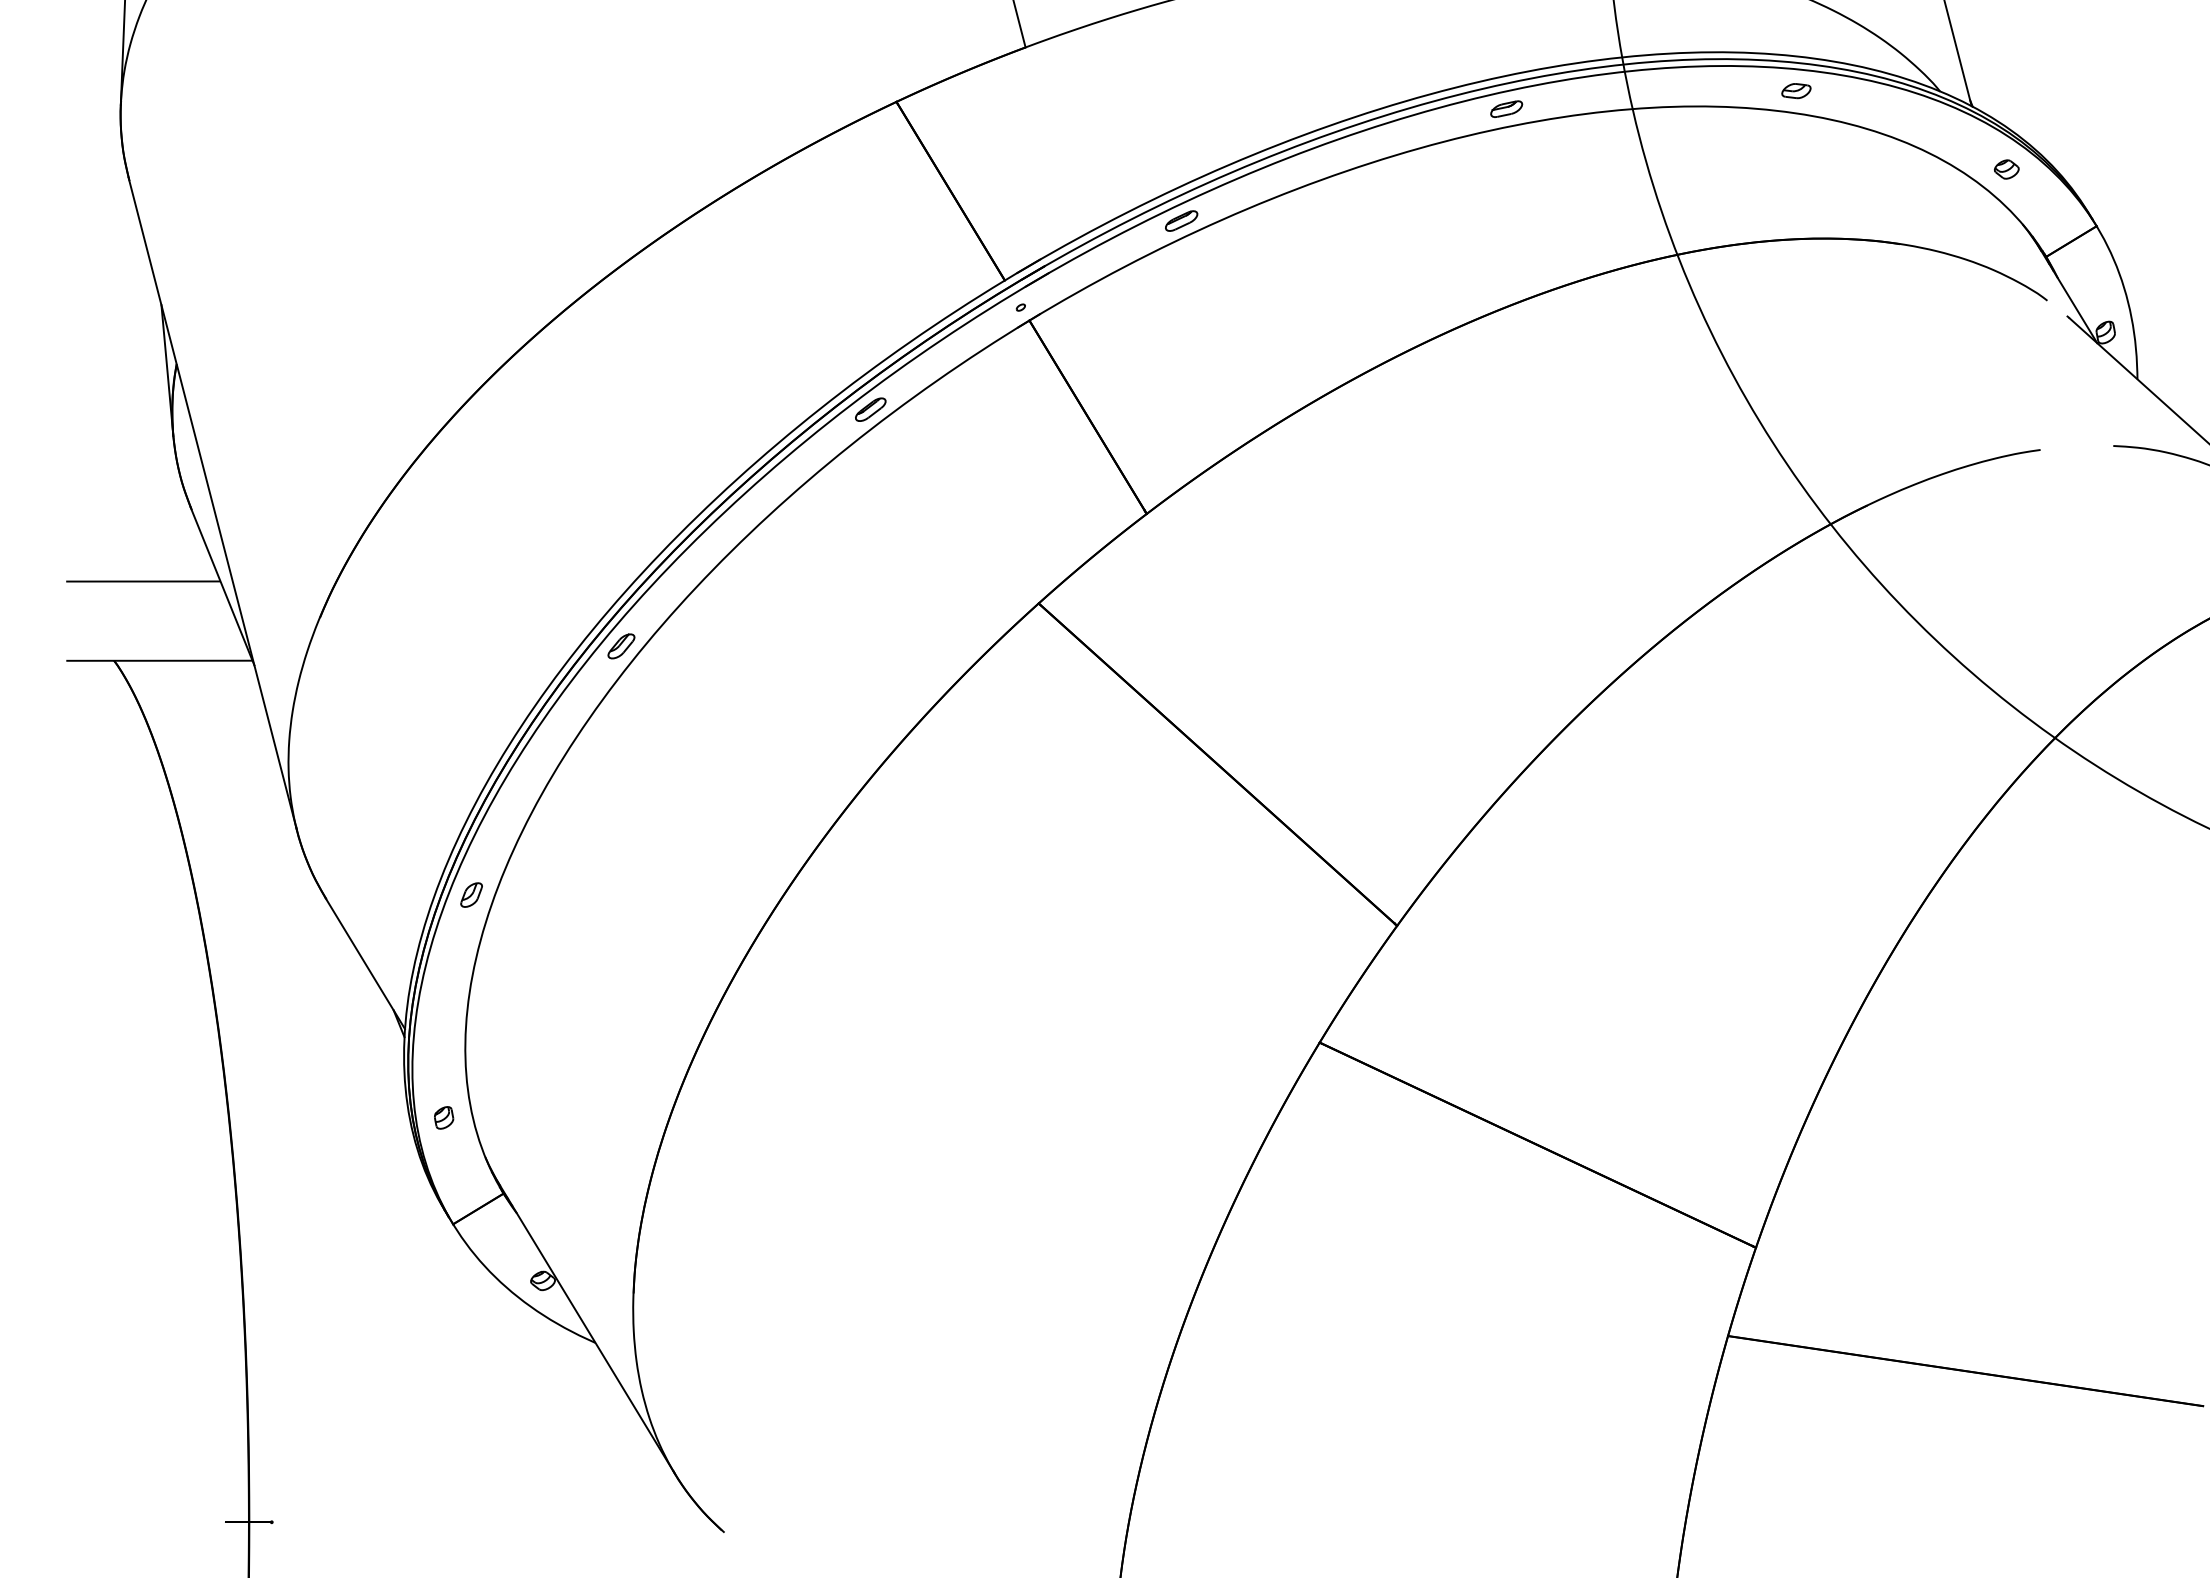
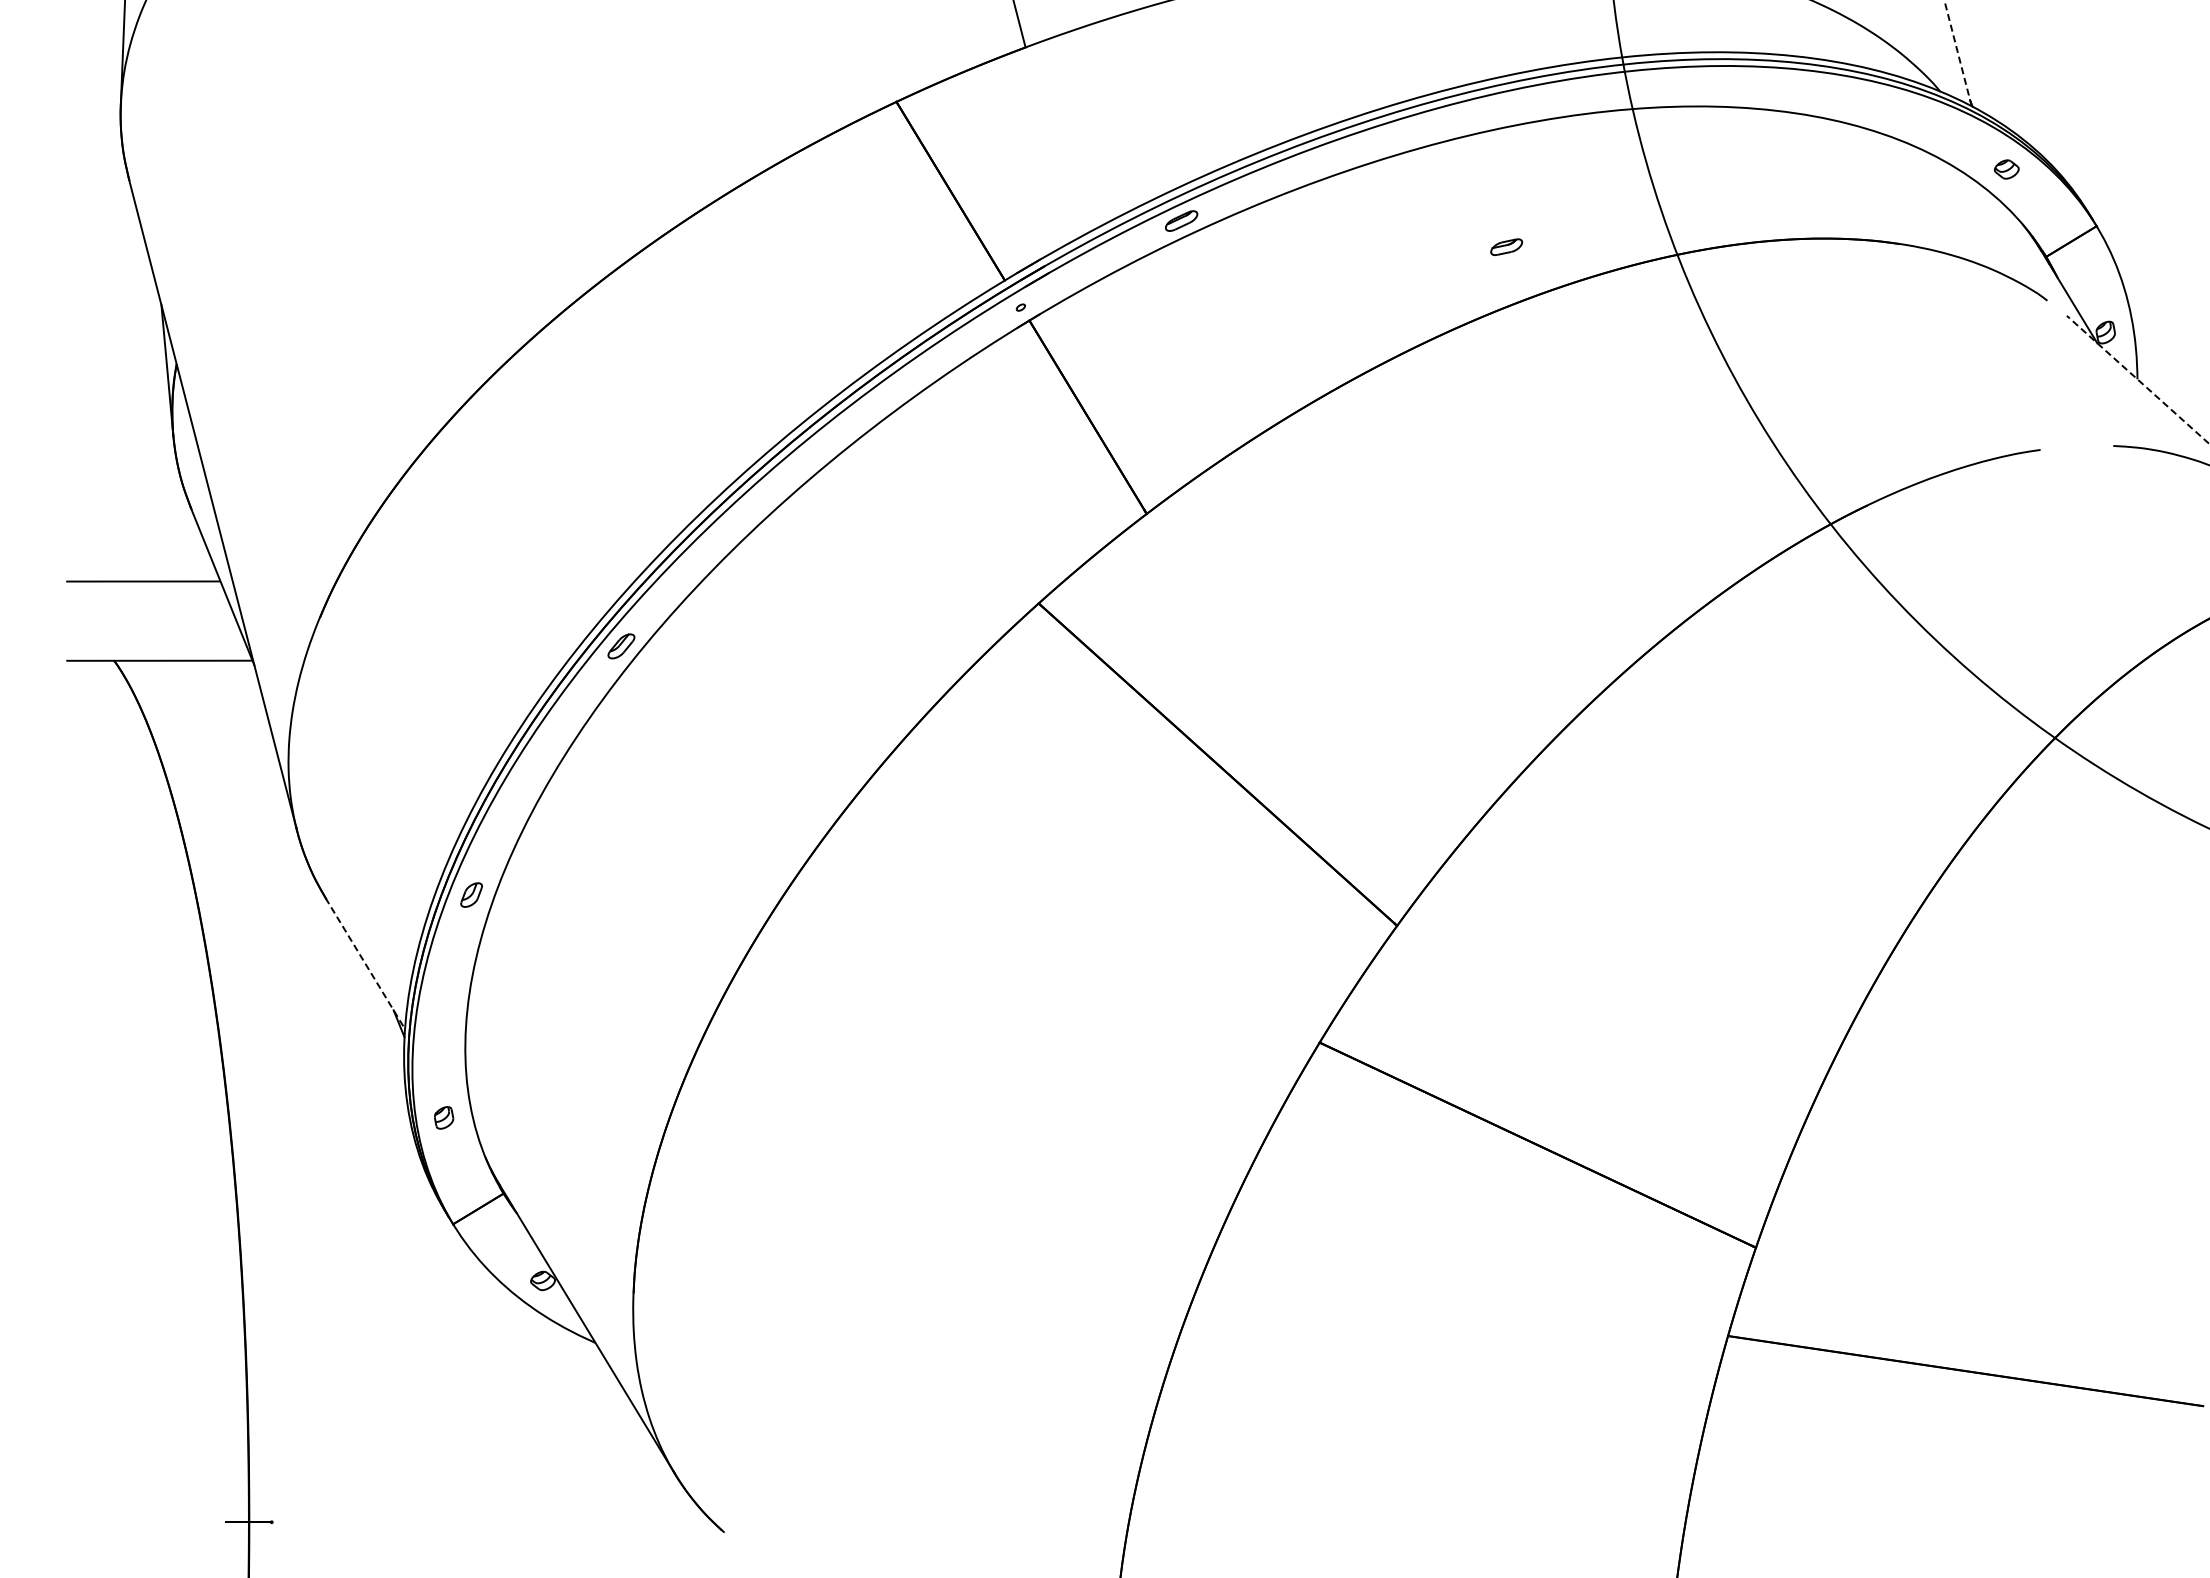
line: solid -> dashed (1957, 53)
part: present -> none (1796, 91)
part position: (1506, 108) -> (1506, 246) (1506, 246)
line: solid -> dashed (2139, 381)
part: present -> none (870, 409)
line: solid -> dashed (365, 963)
